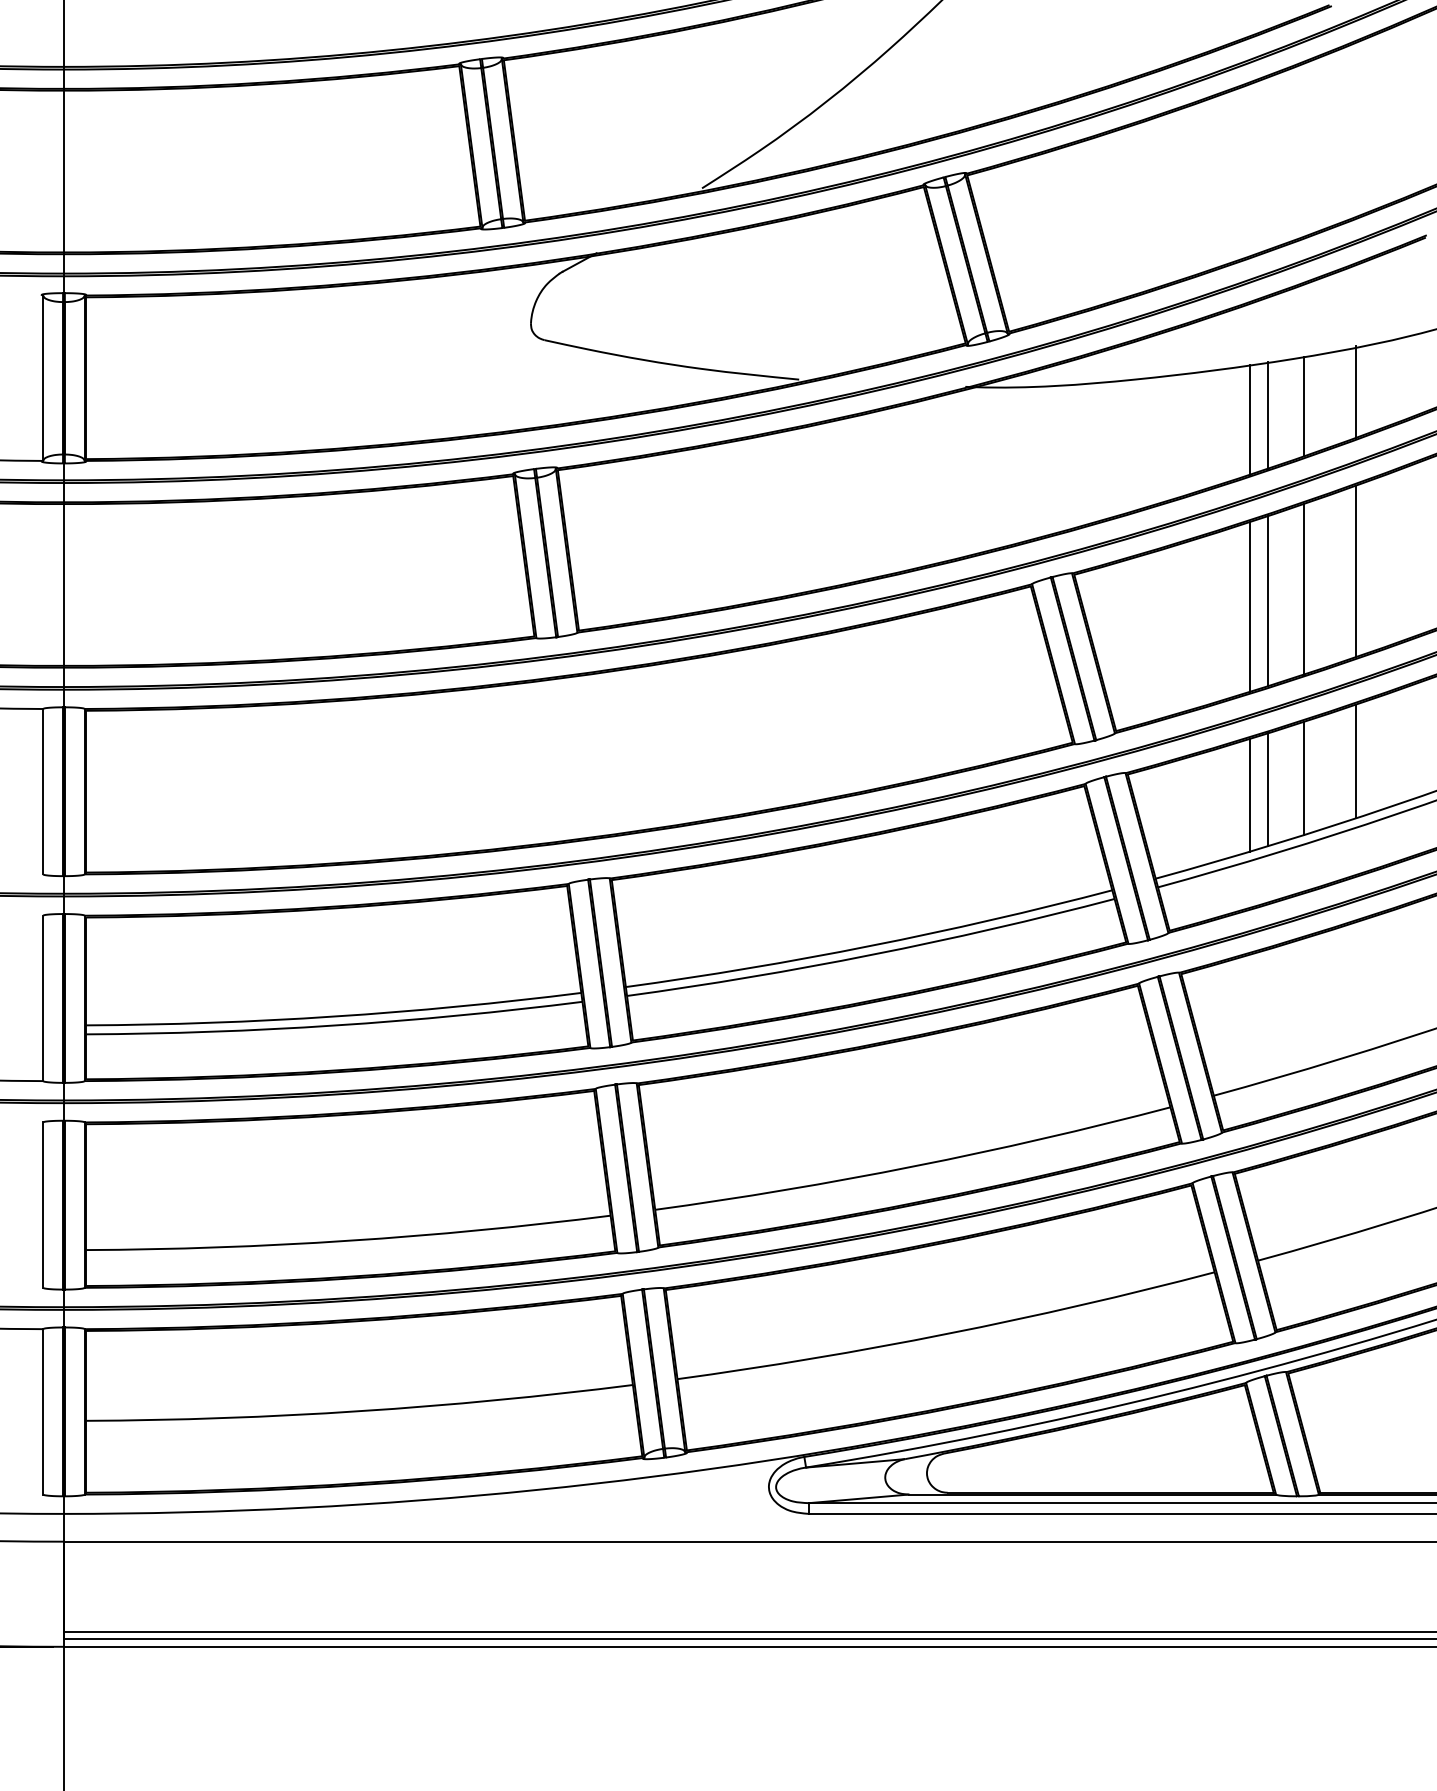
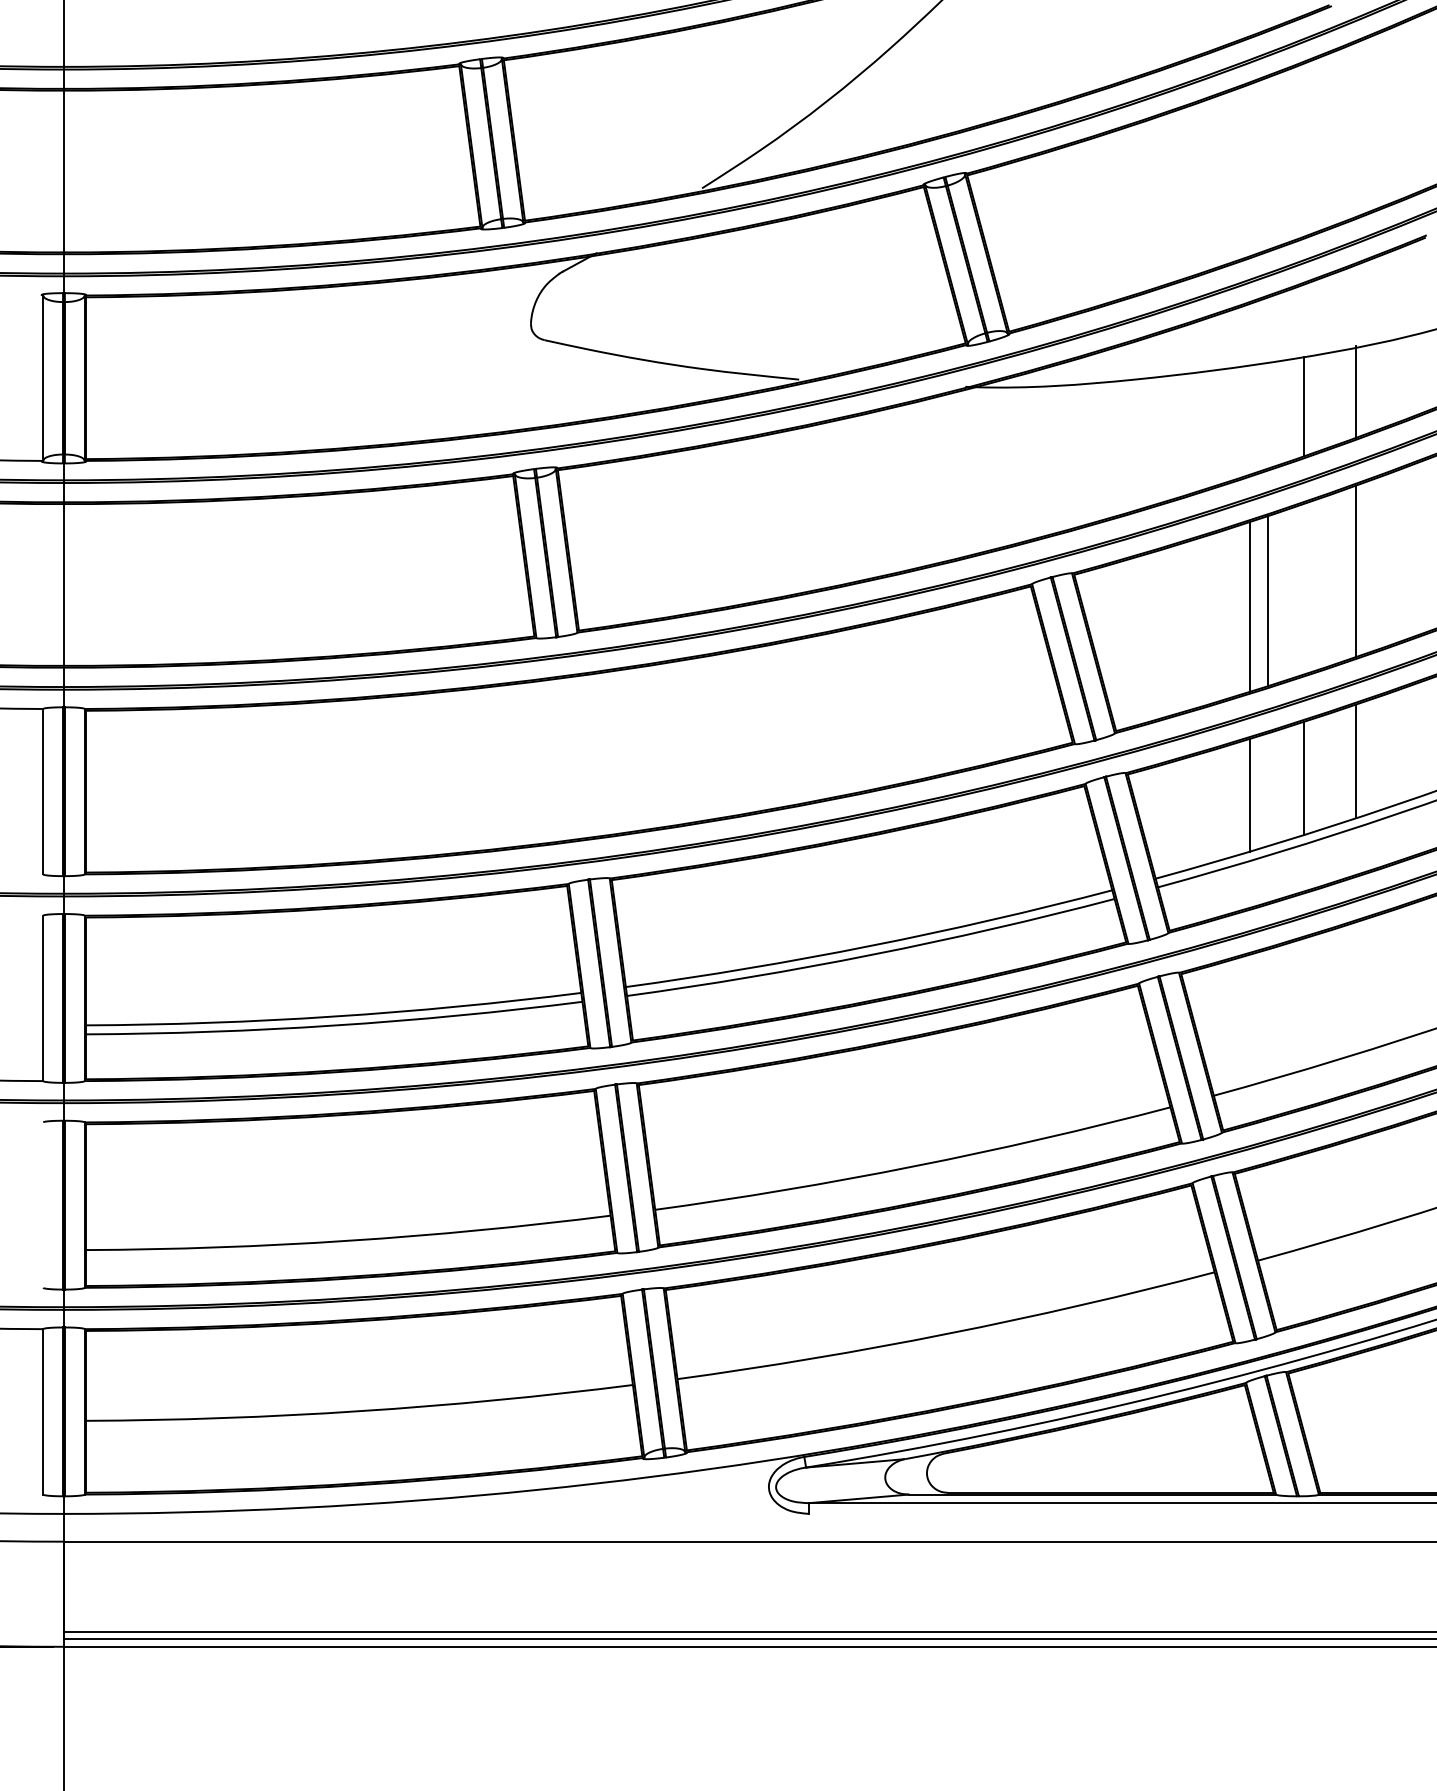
line: present -> none (1268, 415)
line: present -> none (1250, 419)
line: present -> none (1304, 588)
line: present -> none (1268, 789)
line: present -> none (43, 1204)
line: present -> none (1120, 1513)
